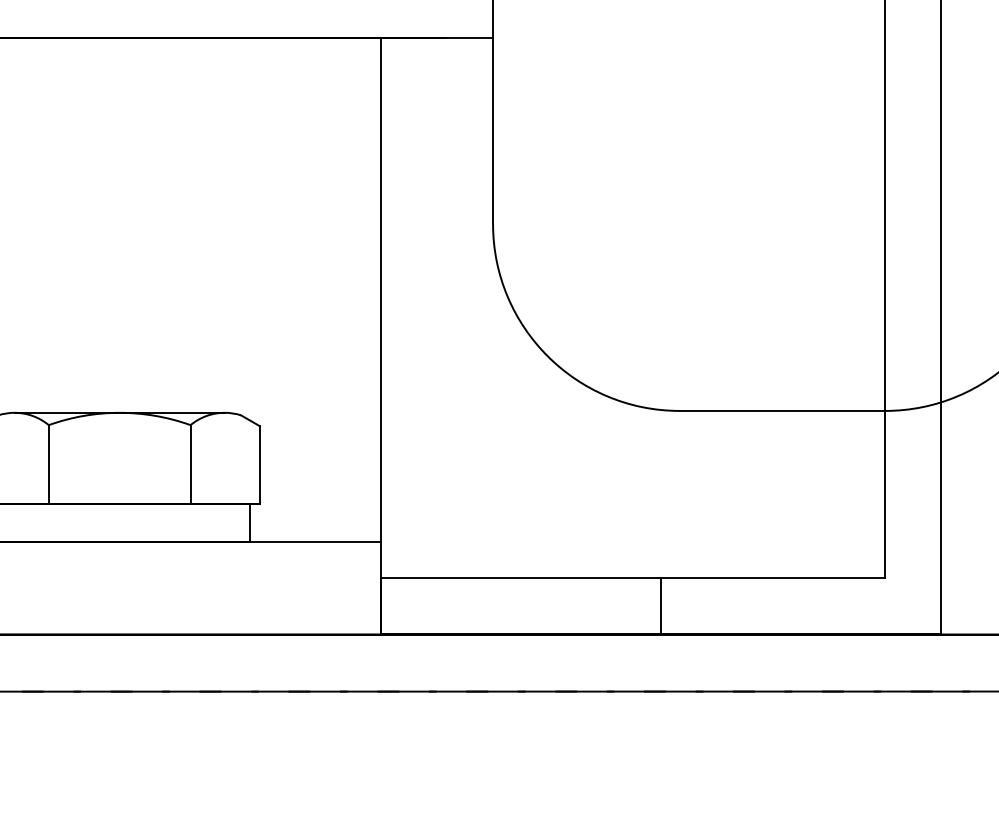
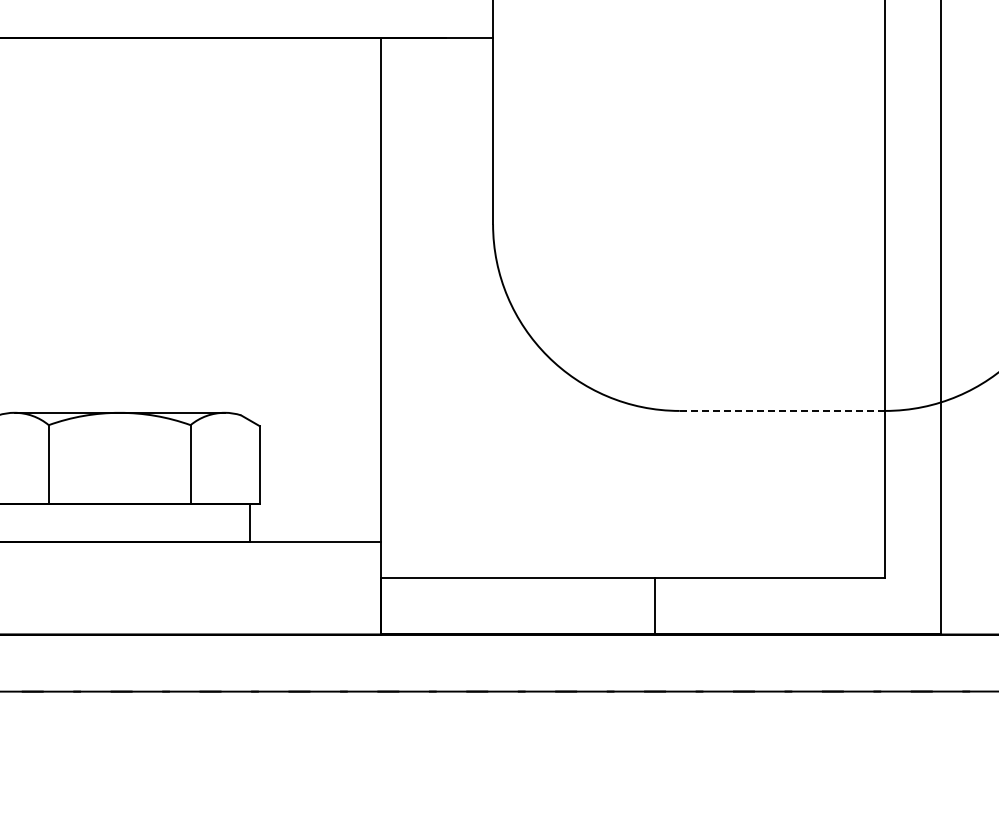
line: solid -> dashed (782, 410)
line position: (661, 606) -> (655, 606) (655, 606)
